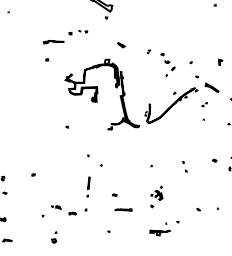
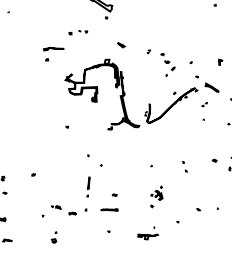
part position: (53, 41) -> (53, 48) (53, 48)
line position: (123, 209) -> (109, 209) (109, 209)
part position: (160, 229) -> (148, 233) (148, 233)
